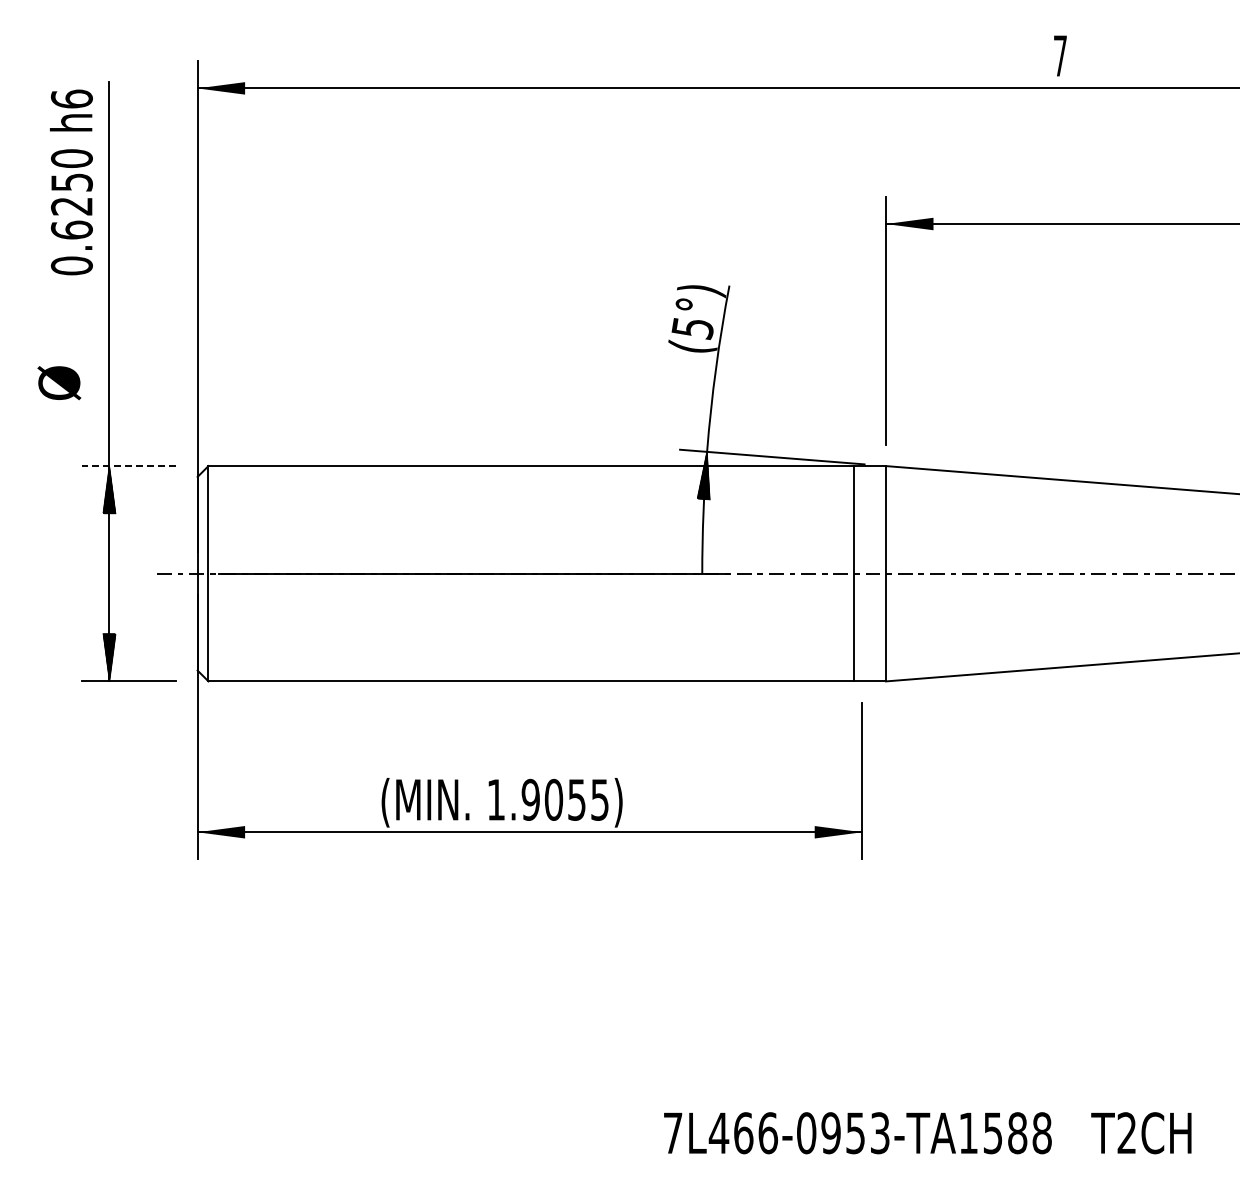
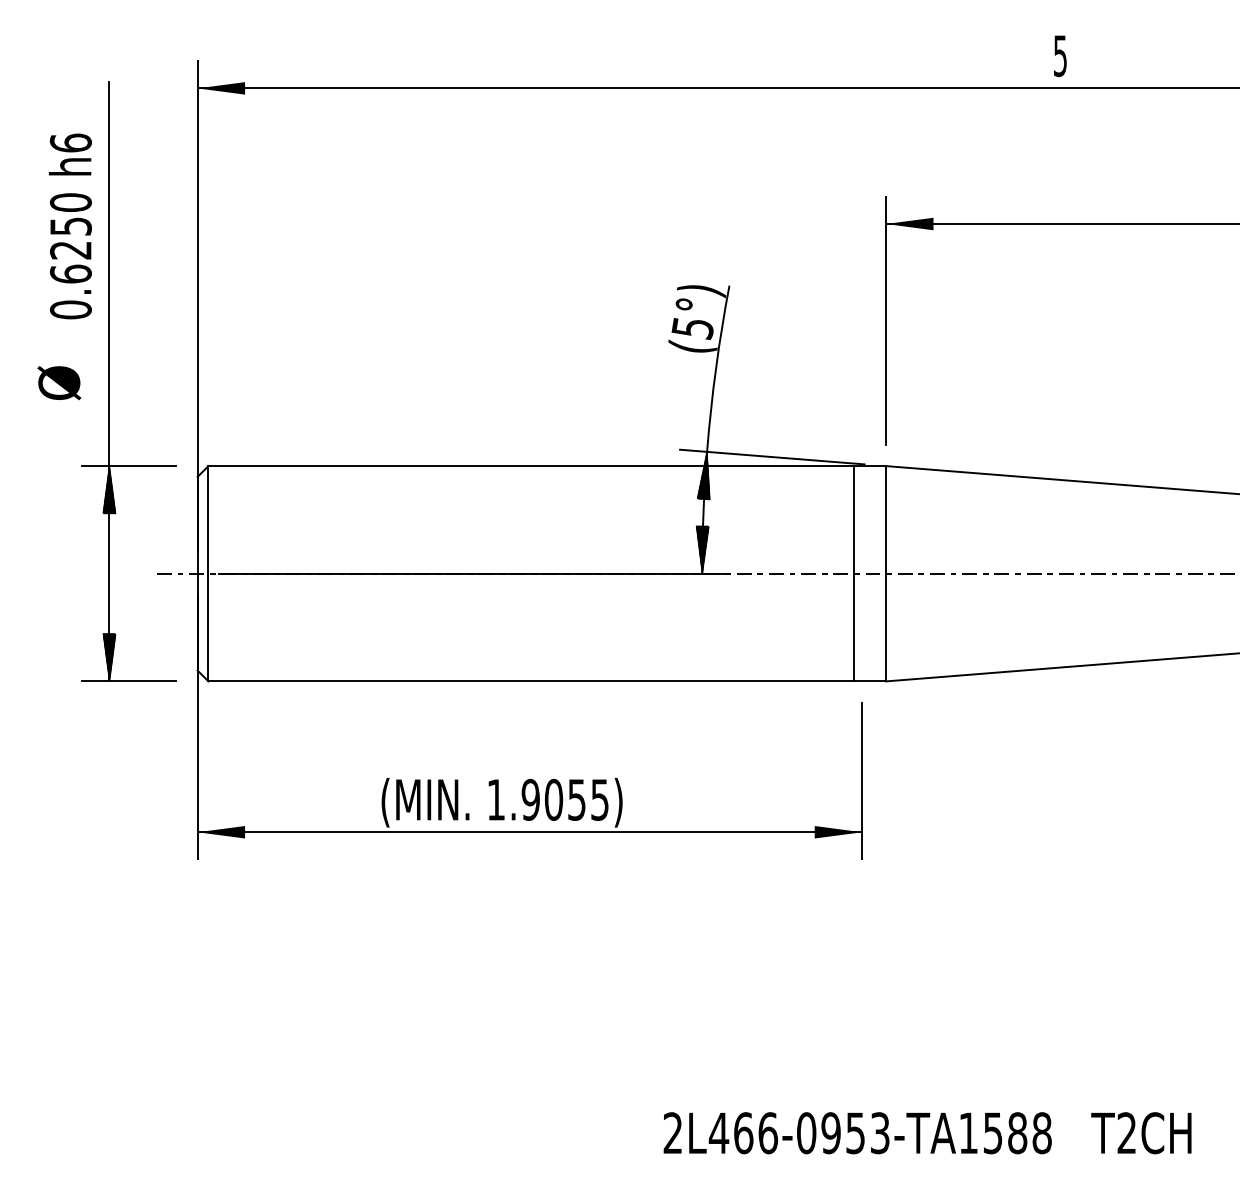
text: 7 -> 5 (1060, 56)
text position: (71, 182) -> (70, 226) (70, 226)
line: dashed -> solid (129, 466)
hatch: none -> present (702, 549)
text: 7L466-0953-TA1588 -> 2L466-0953-TA1588 (672, 1132)
